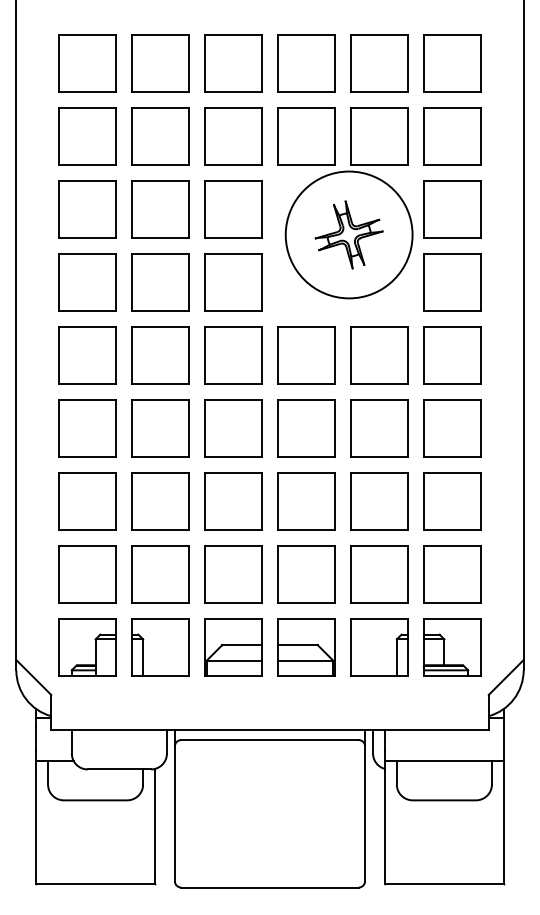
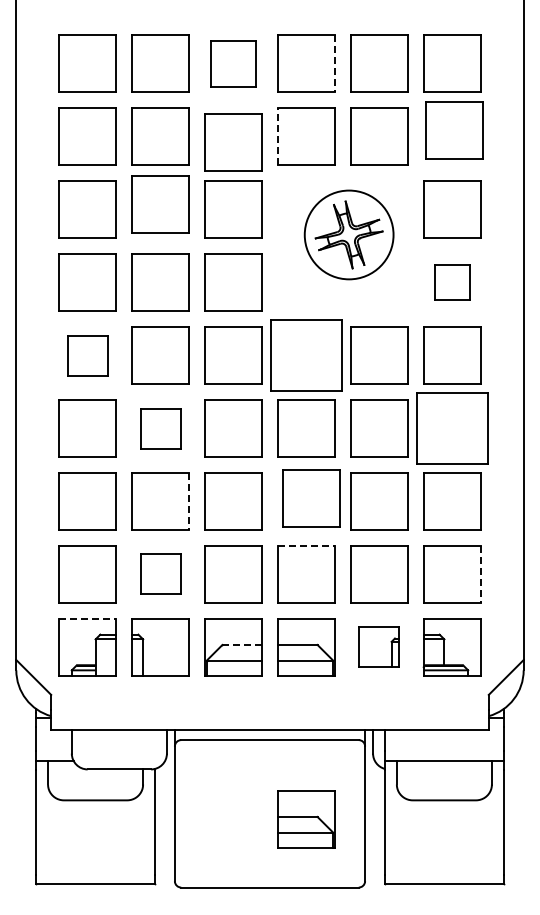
part size: 59x59 px -> 47x48 px (233, 63)
line: solid -> dashed (335, 63)
part position: (233, 136) -> (233, 142) (233, 142)
line: solid -> dashed (277, 136)
part position: (452, 136) -> (454, 130) (454, 130)
part position: (160, 209) -> (160, 204) (160, 204)
circle diameter: 127 px -> 89 px (348, 234)
part size: 59x59 px -> 37x37 px (452, 282)
part size: 59x59 px -> 42x42 px (87, 355)
part size: 59x59 px -> 73x73 px (306, 355)
part size: 59x59 px -> 42x42 px (160, 428)
part size: 59x59 px -> 73x73 px (452, 428)
line: solid -> dashed (189, 501)
part position: (306, 501) -> (311, 498) (311, 498)
line: solid -> dashed (306, 545)
part size: 59x59 px -> 42x42 px (160, 573)
line: solid -> dashed (480, 574)
line: solid -> dashed (87, 618)
line: solid -> dashed (242, 644)
part size: 59x59 px -> 42x42 px (378, 646)
part: none -> present (306, 819)
